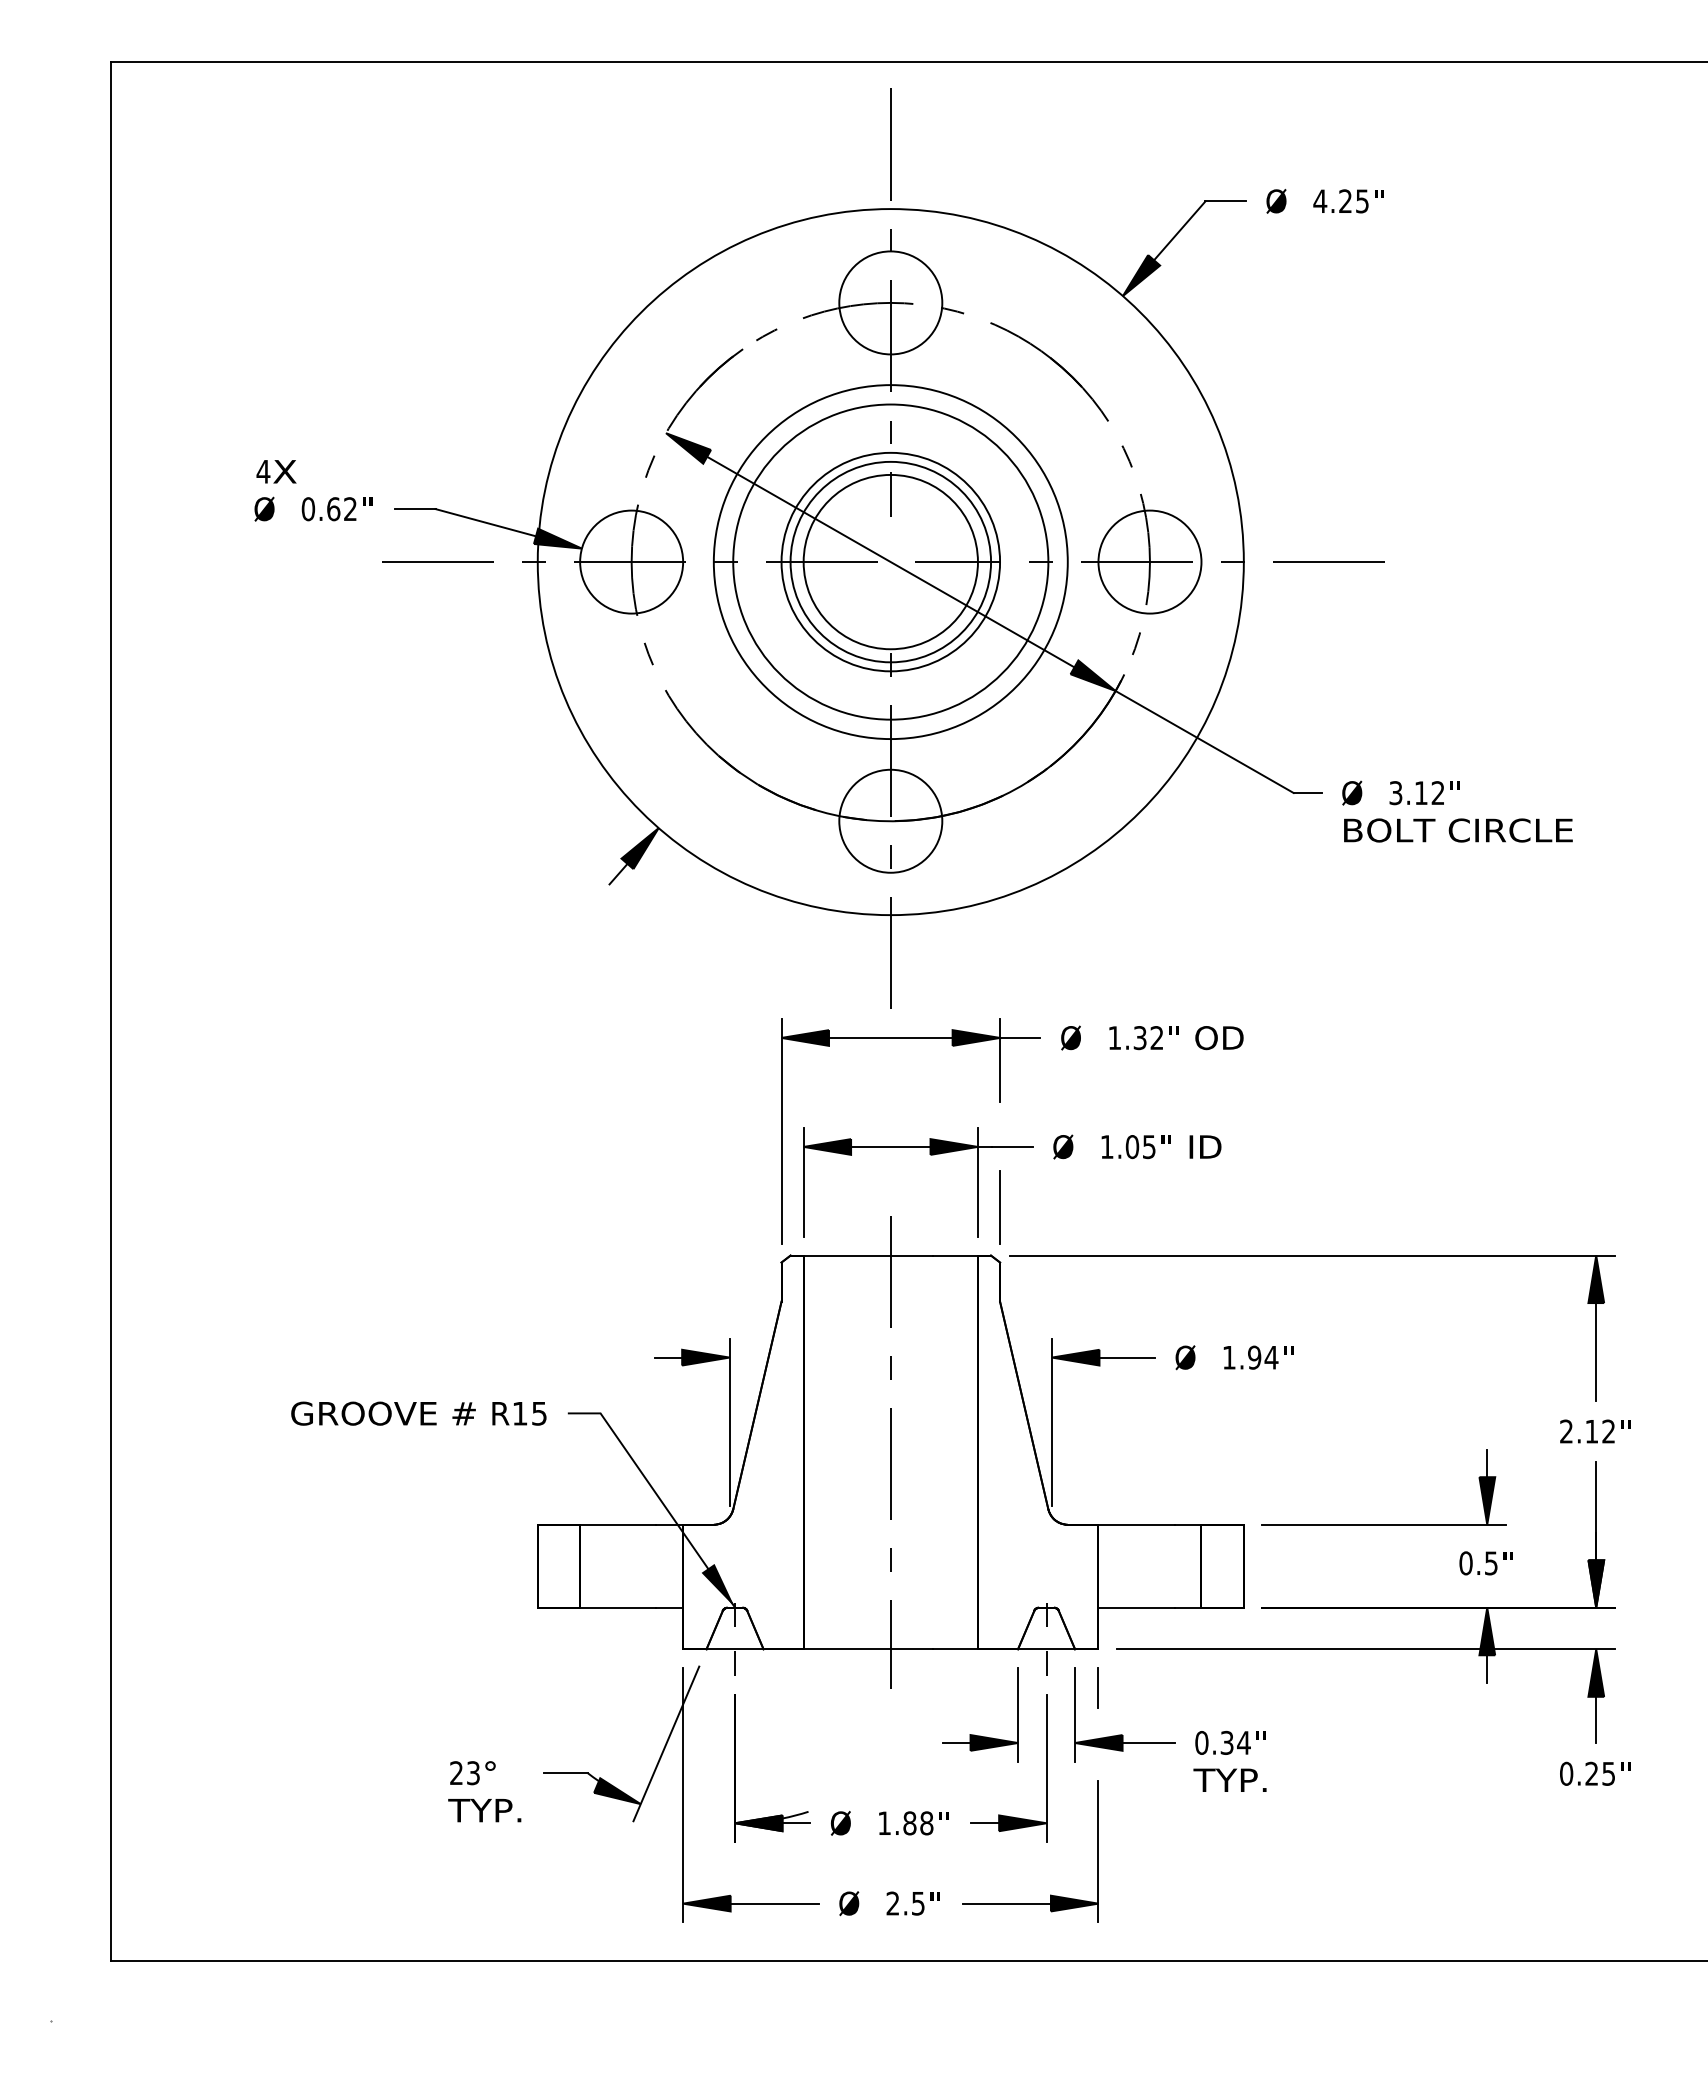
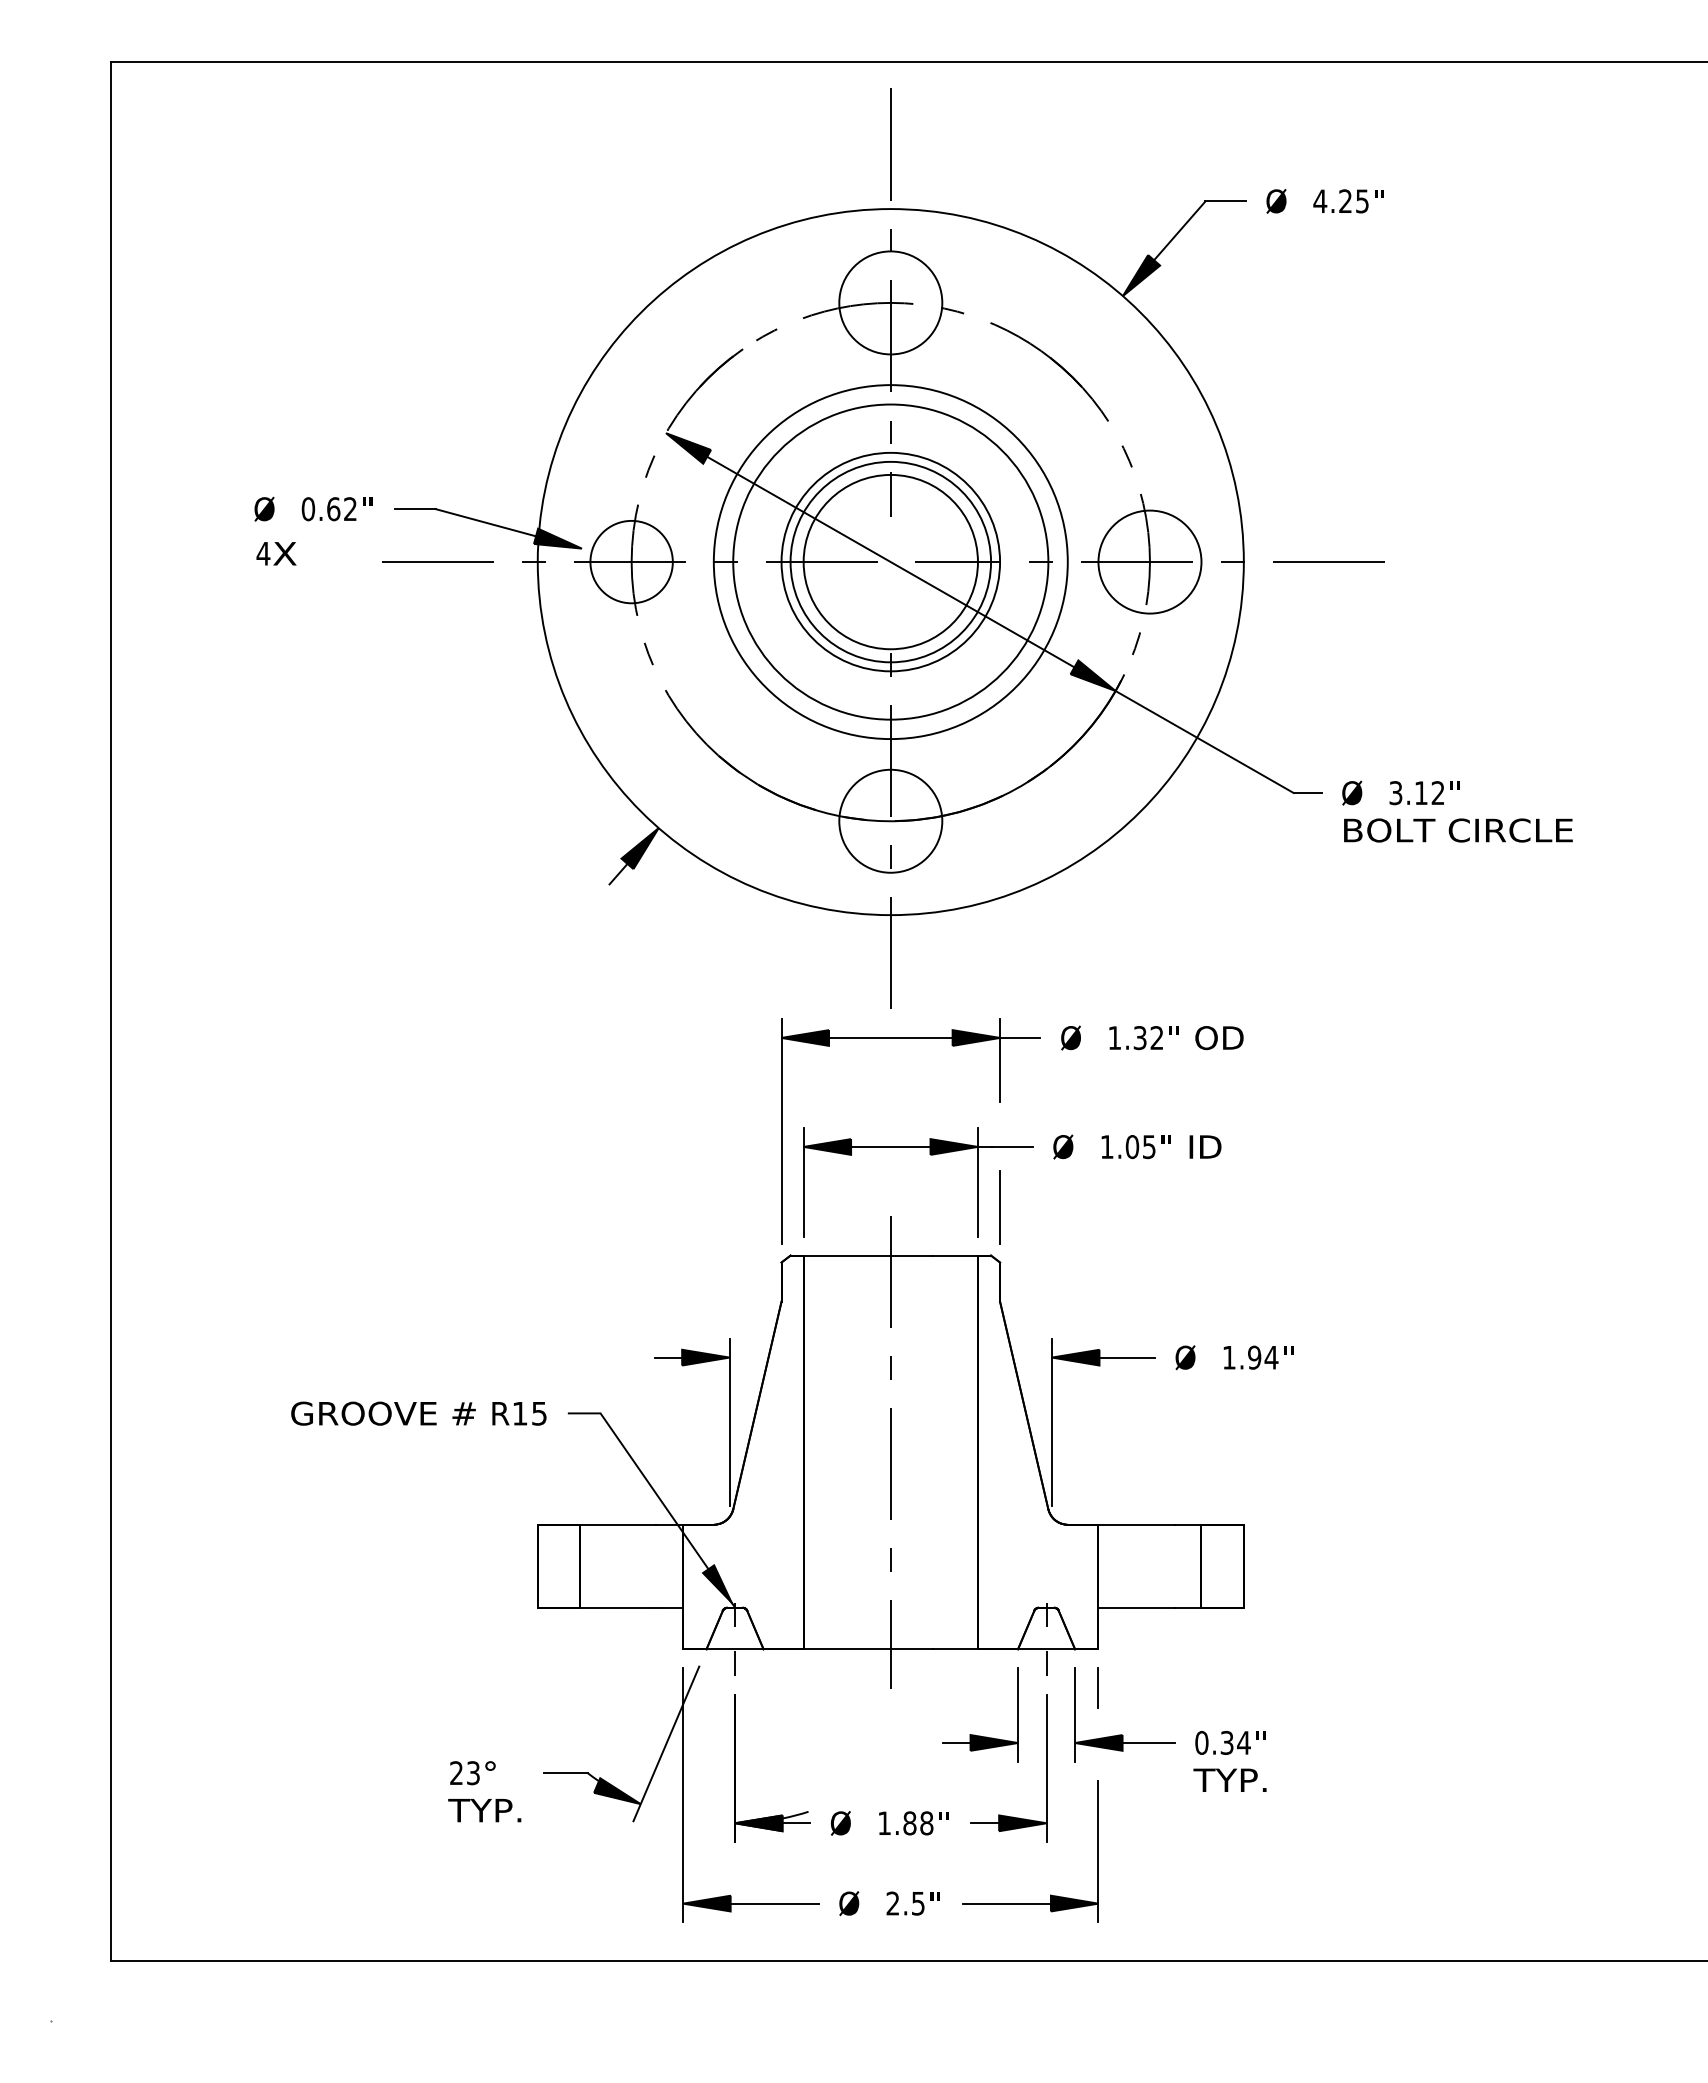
text position: (276, 471) -> (276, 553) (276, 553)
circle diameter: 103 px -> 82 px (631, 561)
part: present -> none (1319, 1520)
